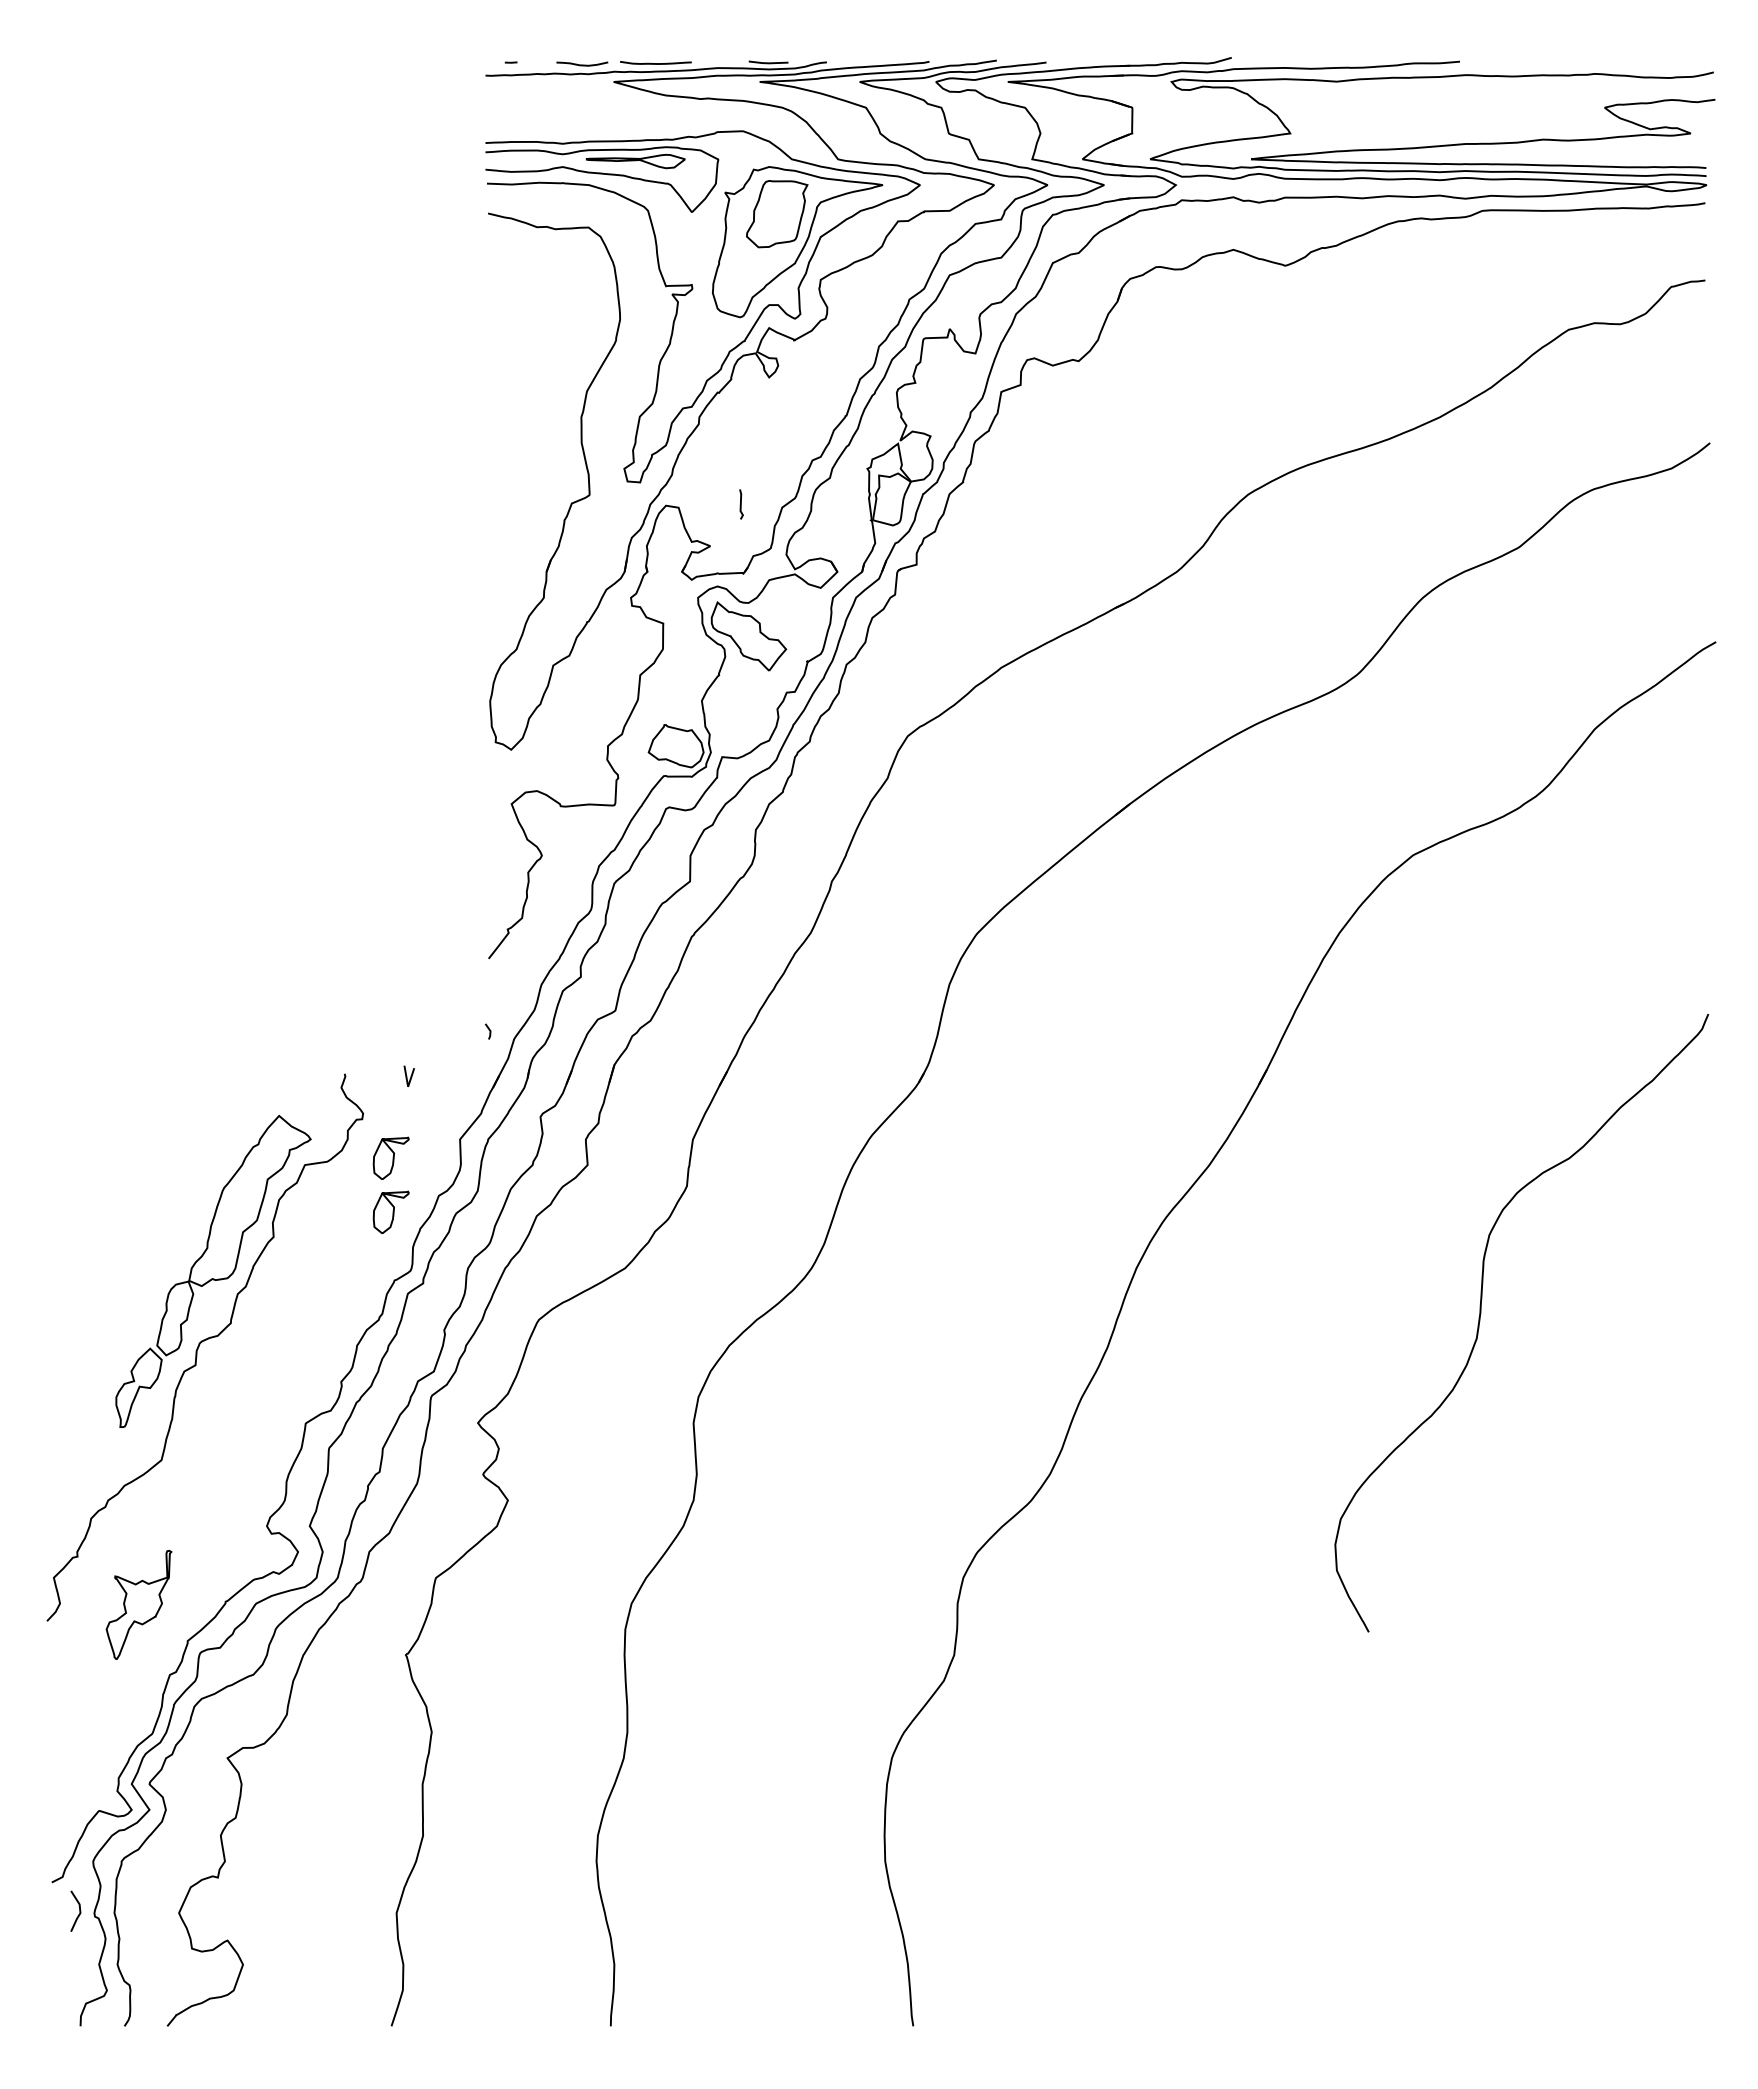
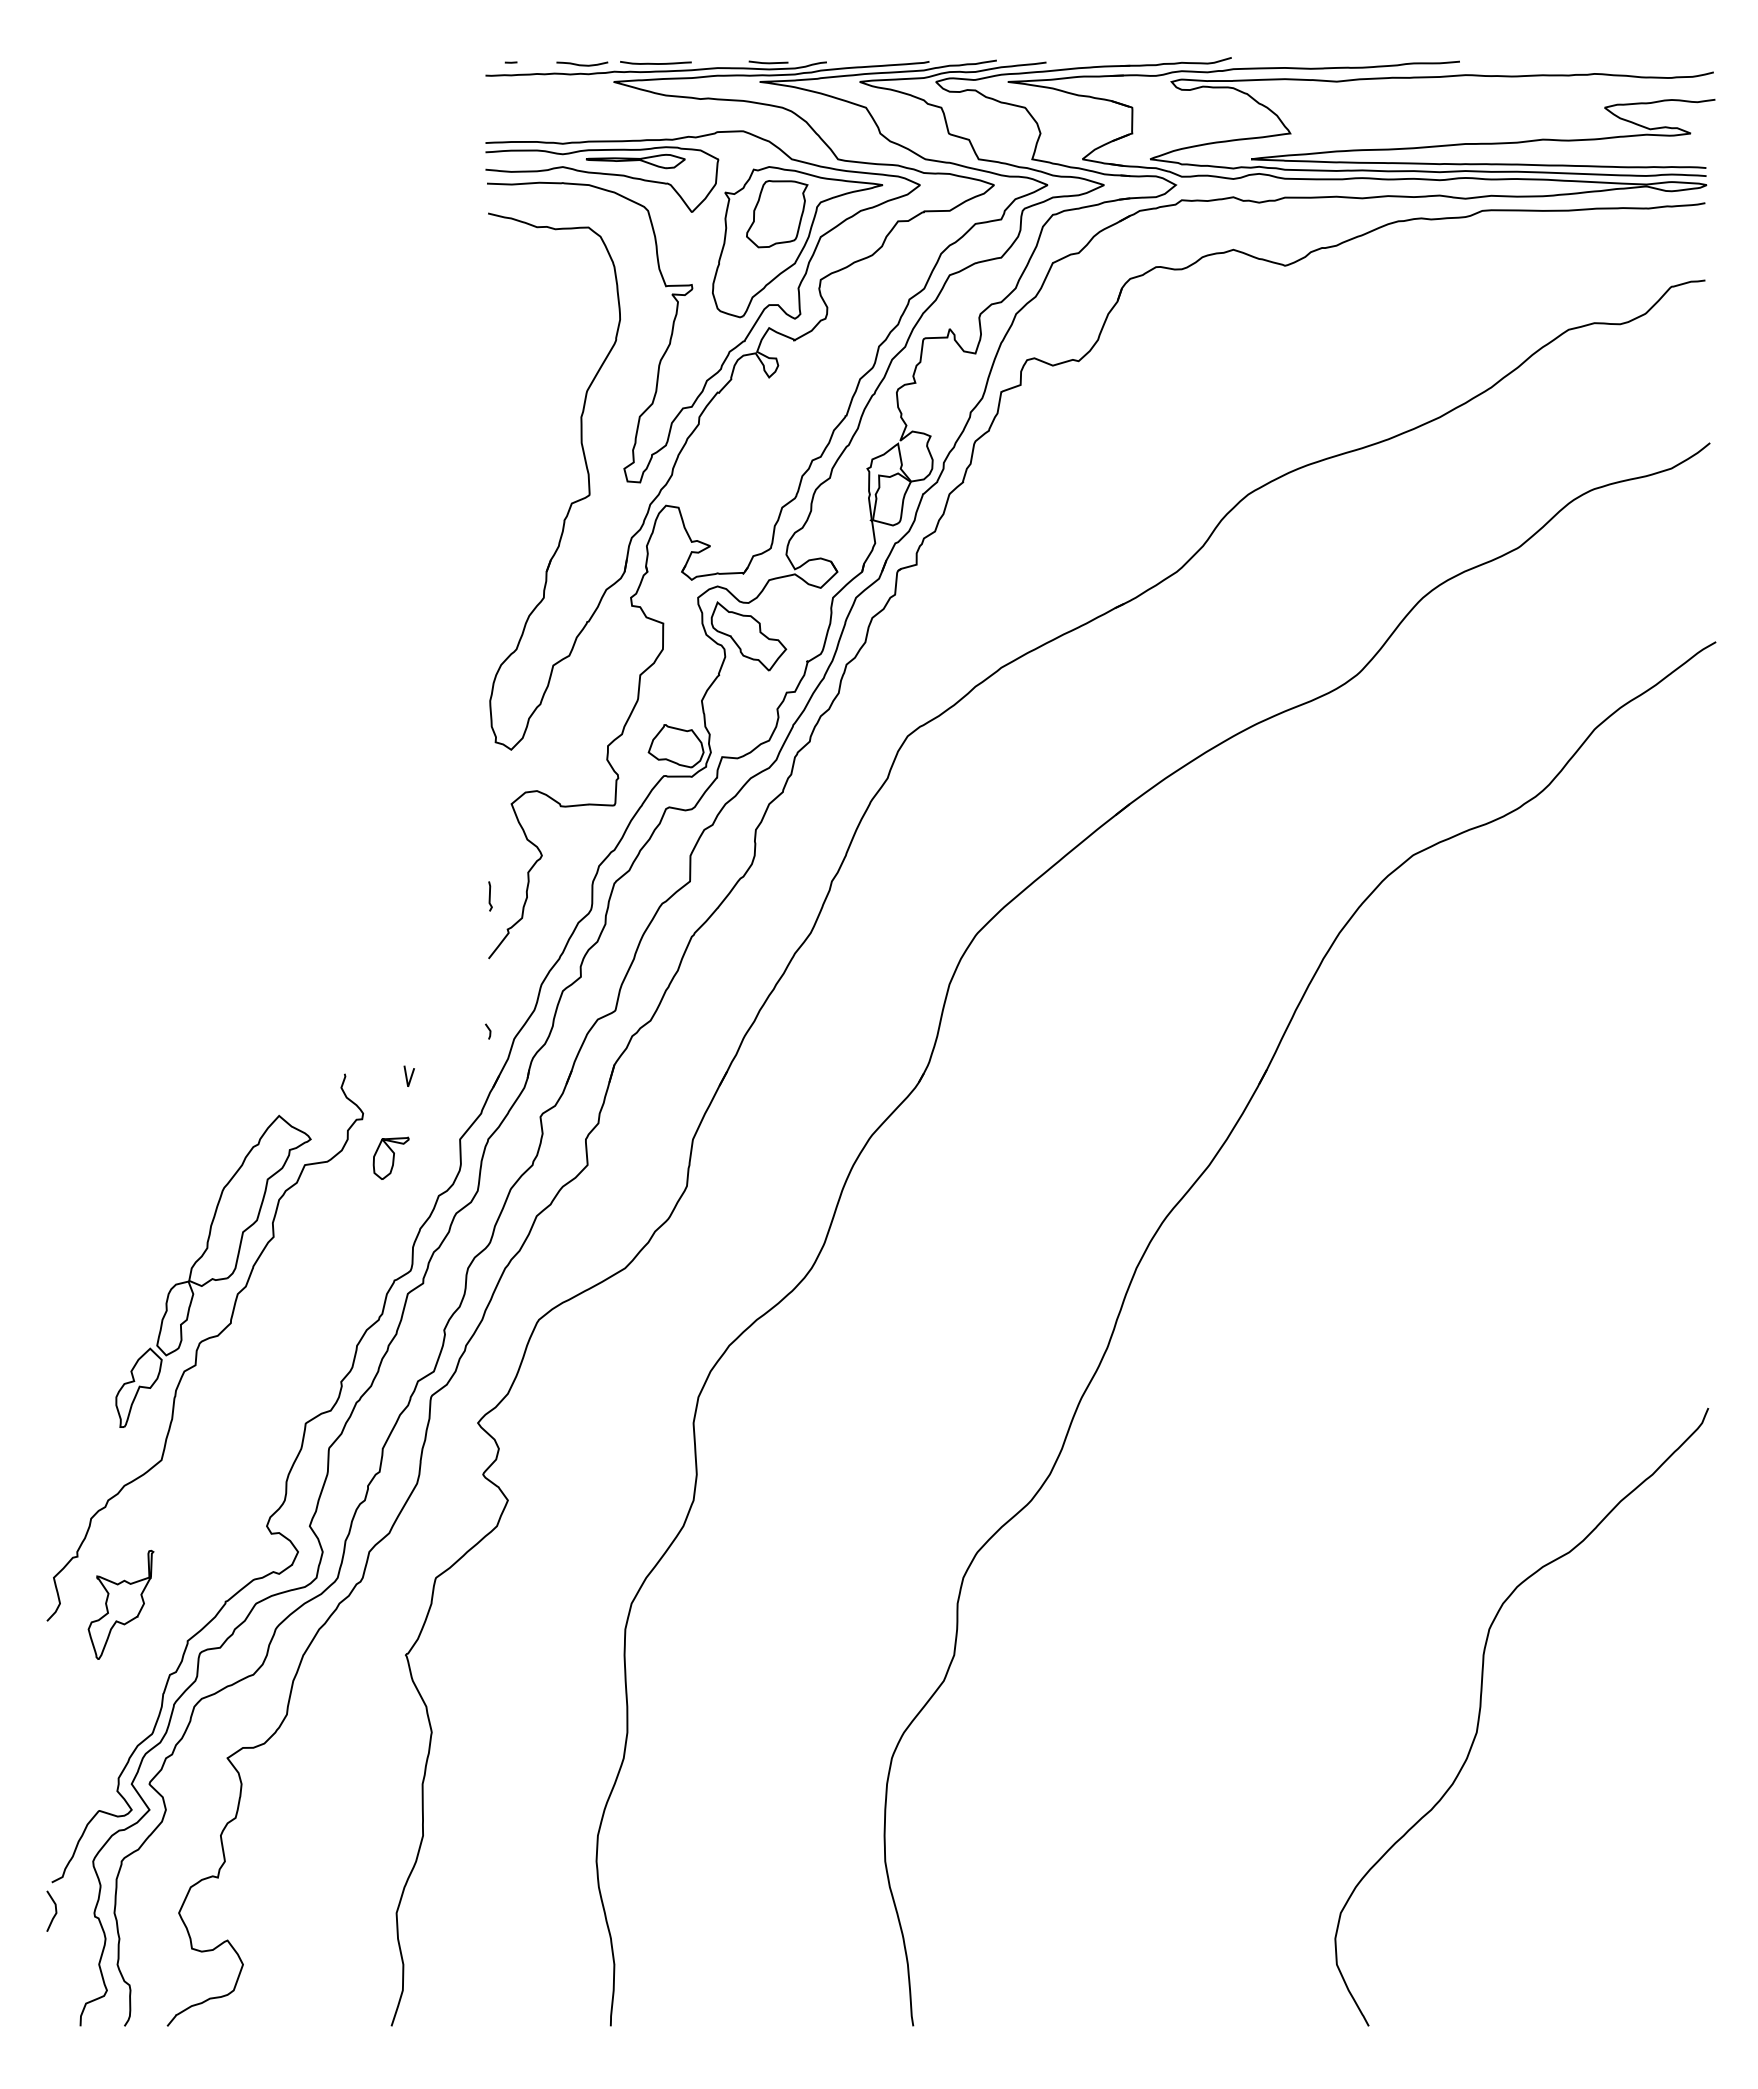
line position: (741, 504) -> (490, 896) (490, 896)
part: present -> none (390, 1211)
curve position: (1481, 1314) -> (1481, 1708) (1481, 1708)
part position: (138, 1604) -> (120, 1604) (120, 1604)
line position: (79, 1910) -> (55, 1910) (55, 1910)
